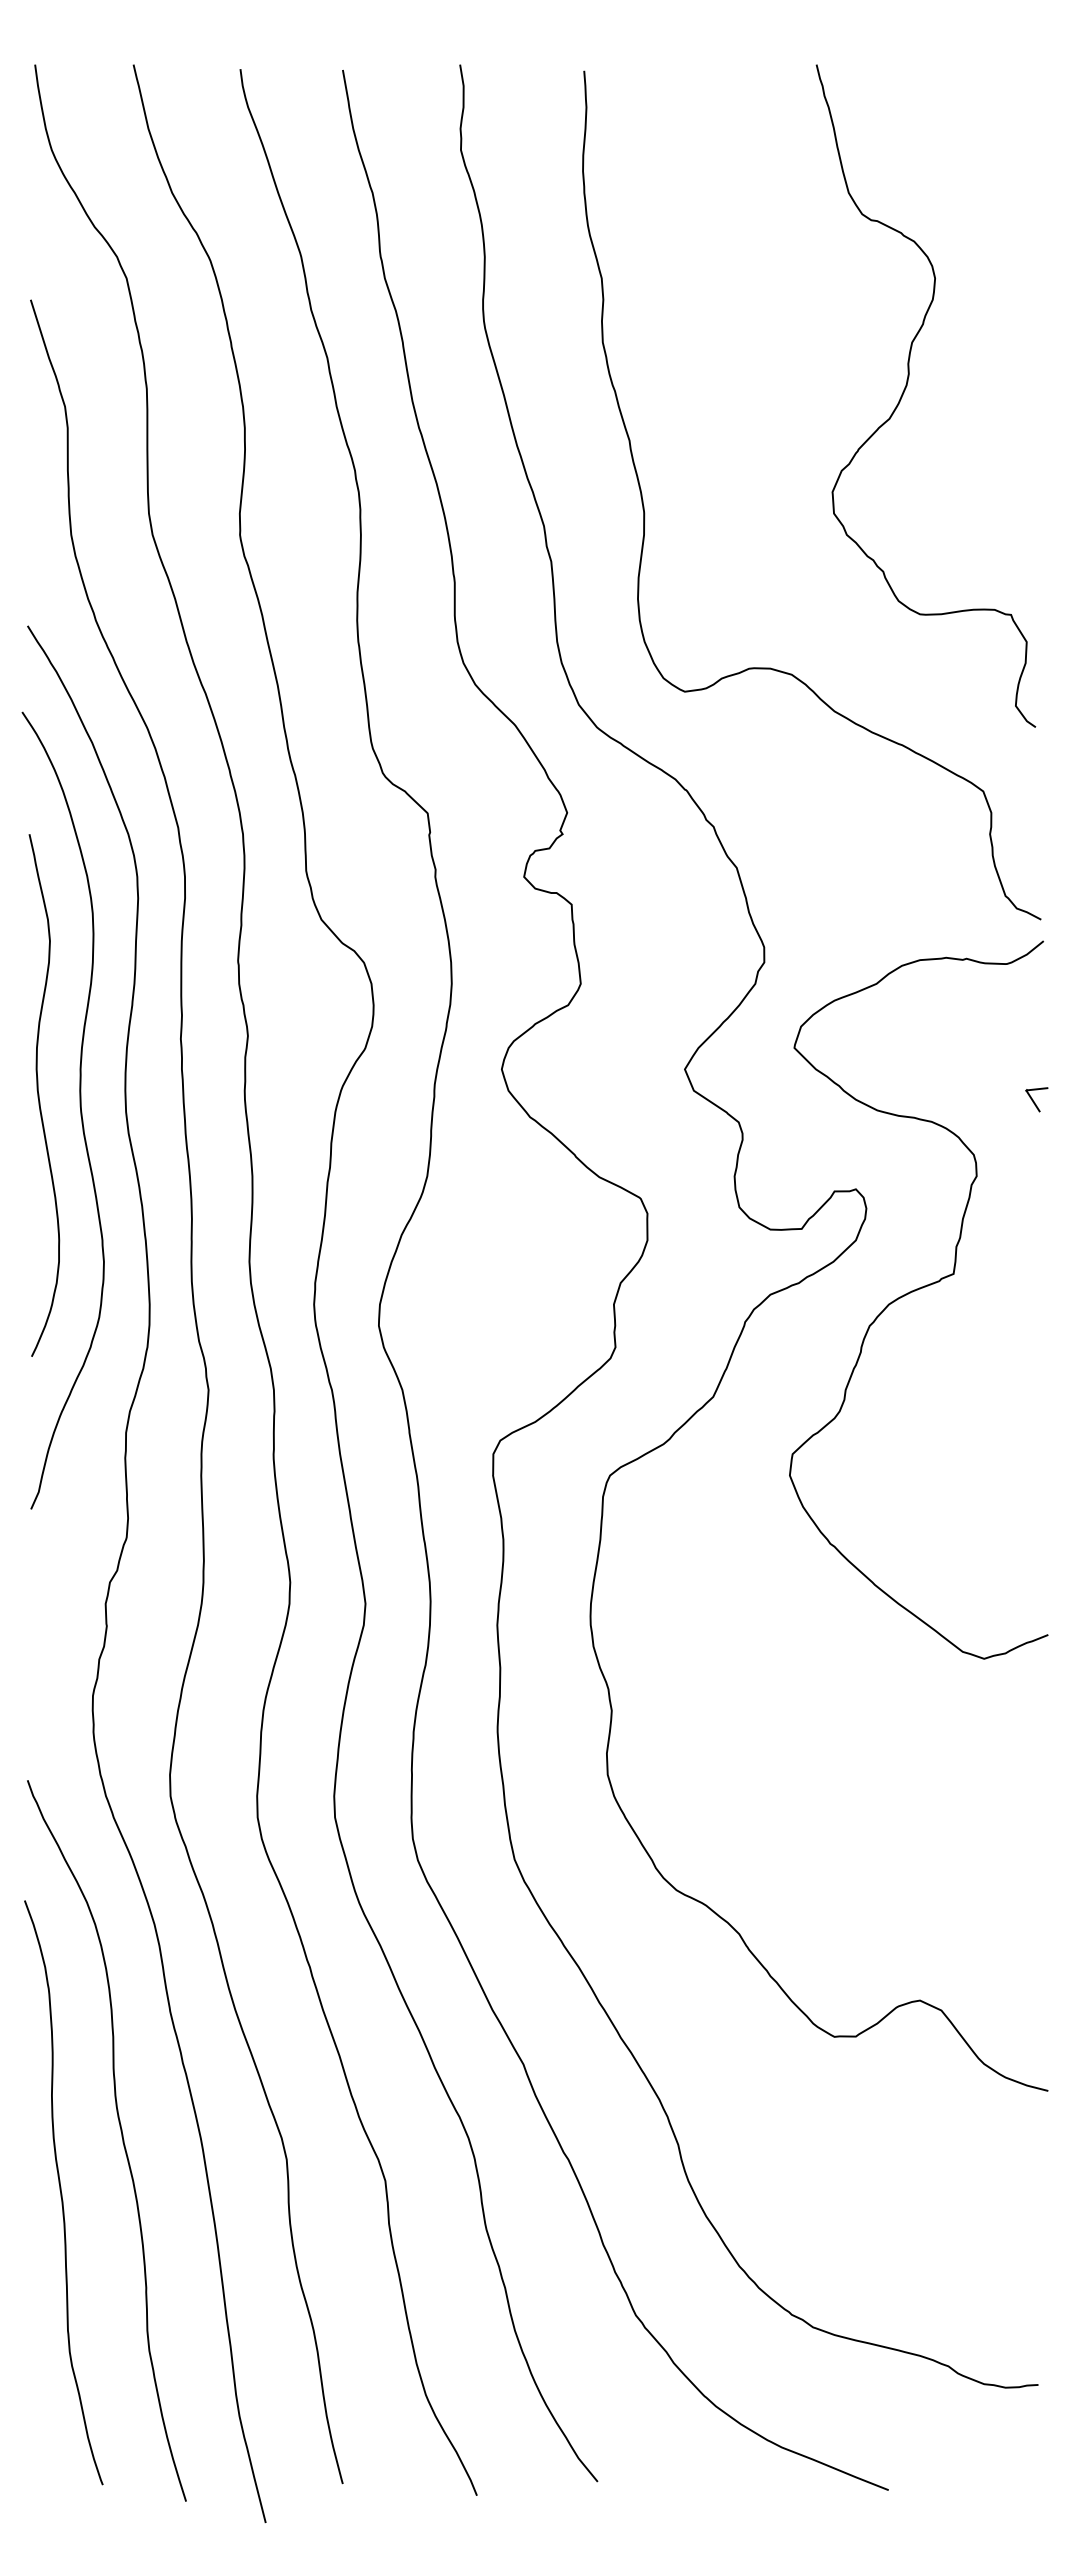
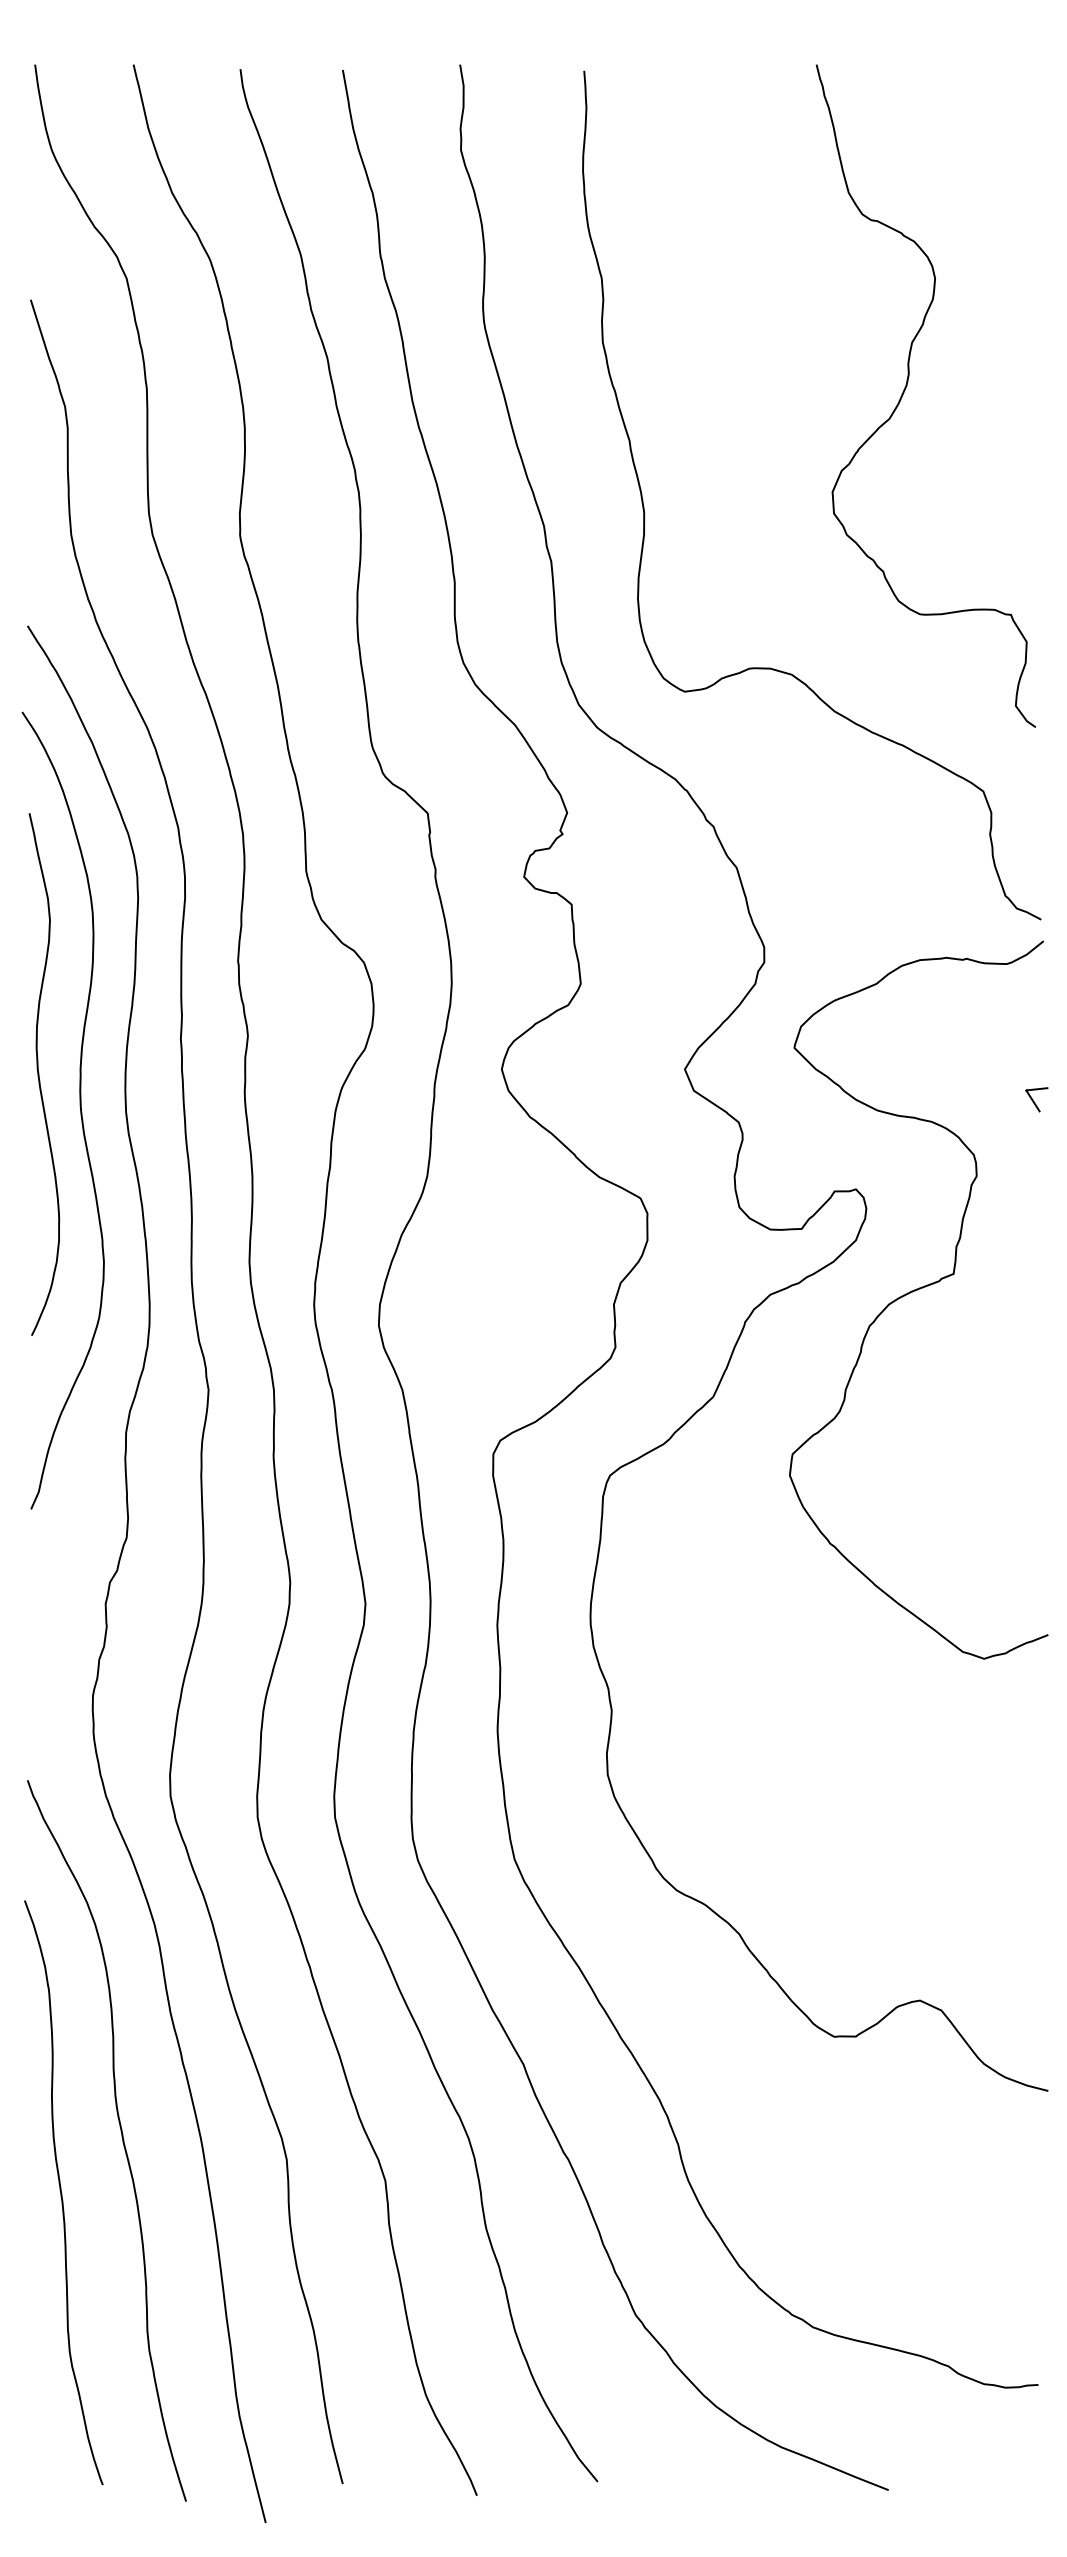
curve position: (39, 1095) -> (39, 1074) (39, 1074)
